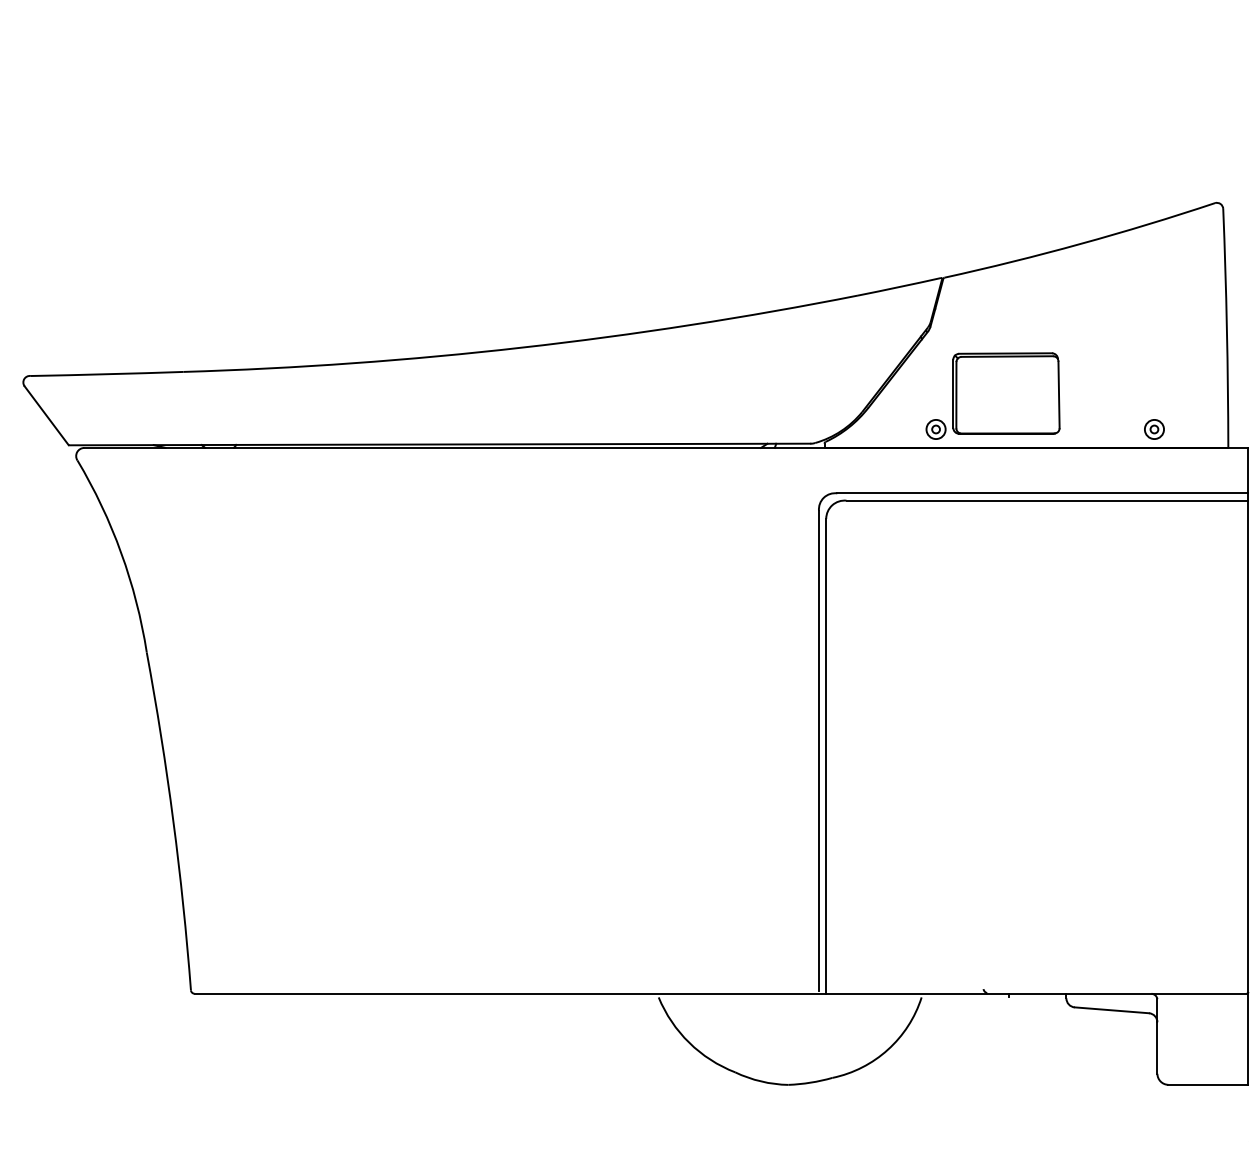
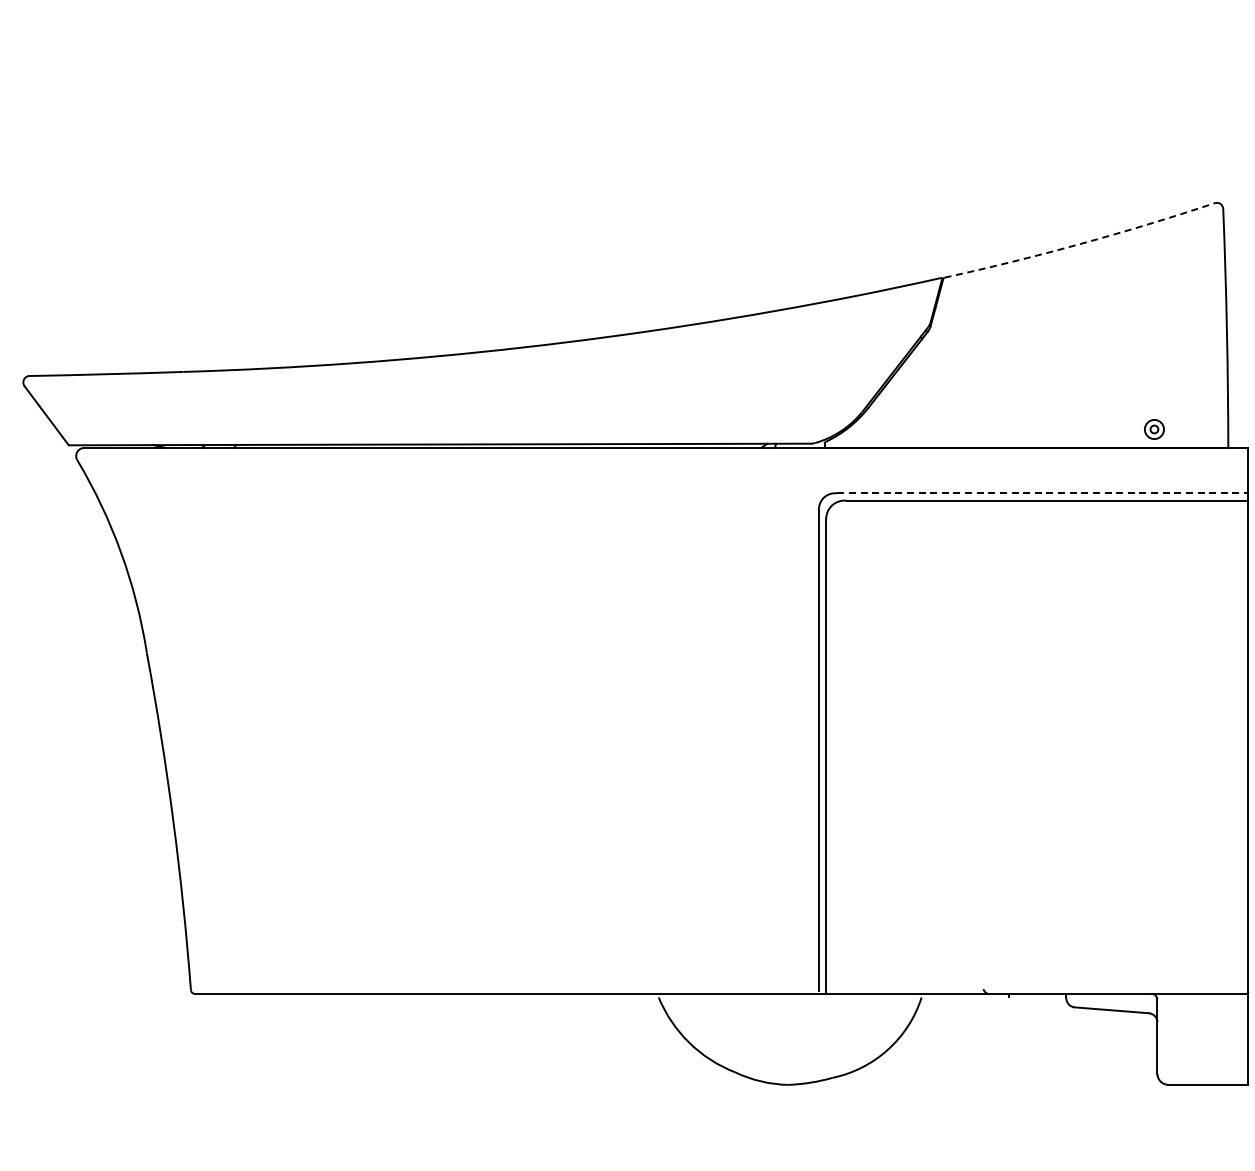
arc: solid -> dashed (1080, 243)
part: present -> none (992, 395)
line: solid -> dashed (1042, 493)
